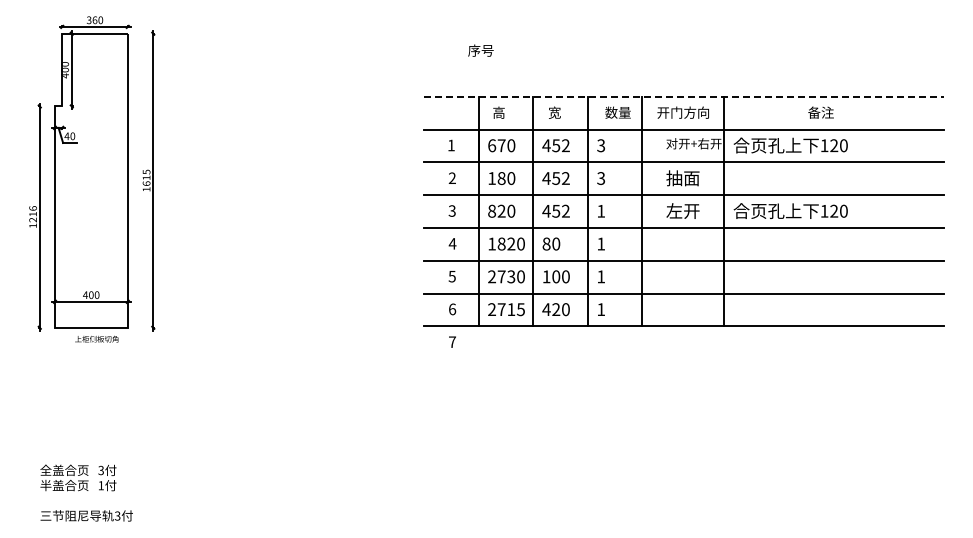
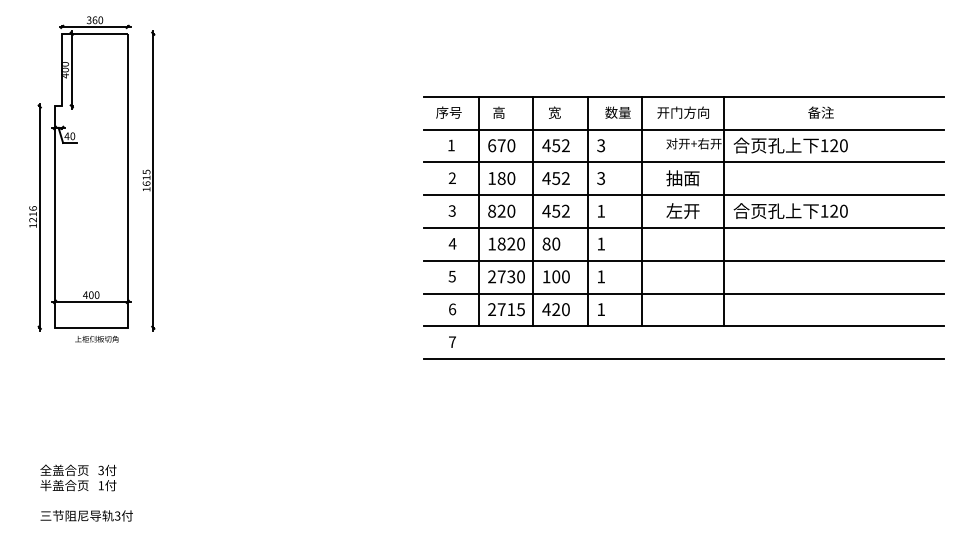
text position: (480, 50) -> (448, 112) (448, 112)
line: dashed -> solid (683, 96)
line: none -> present (683, 359)
